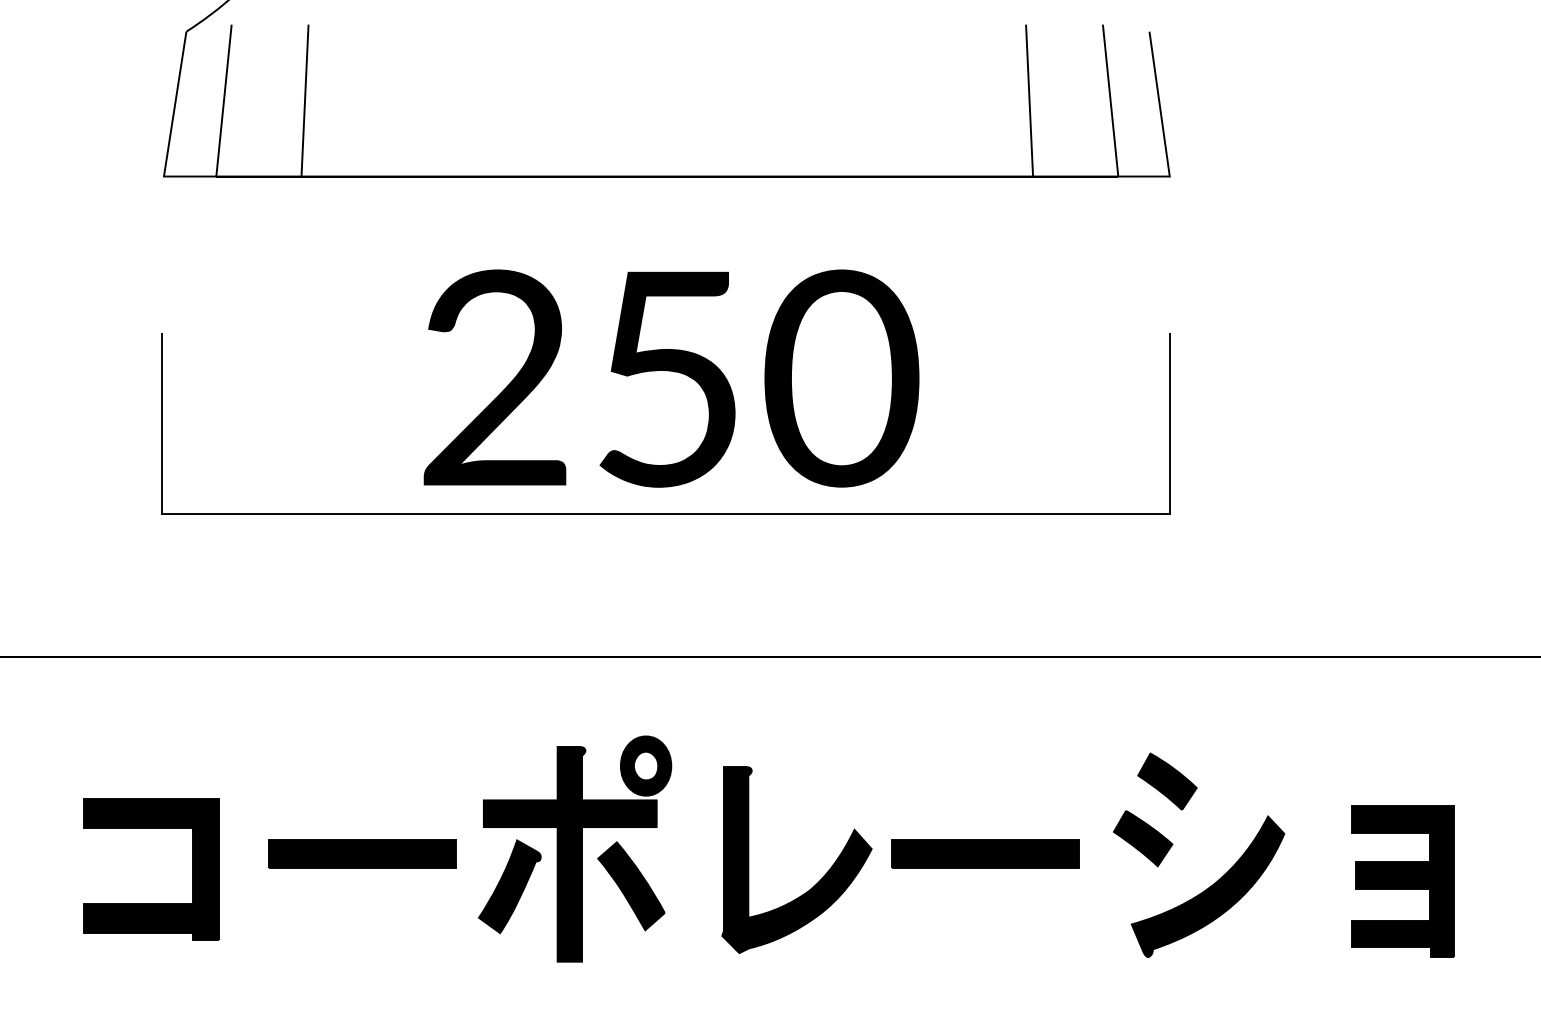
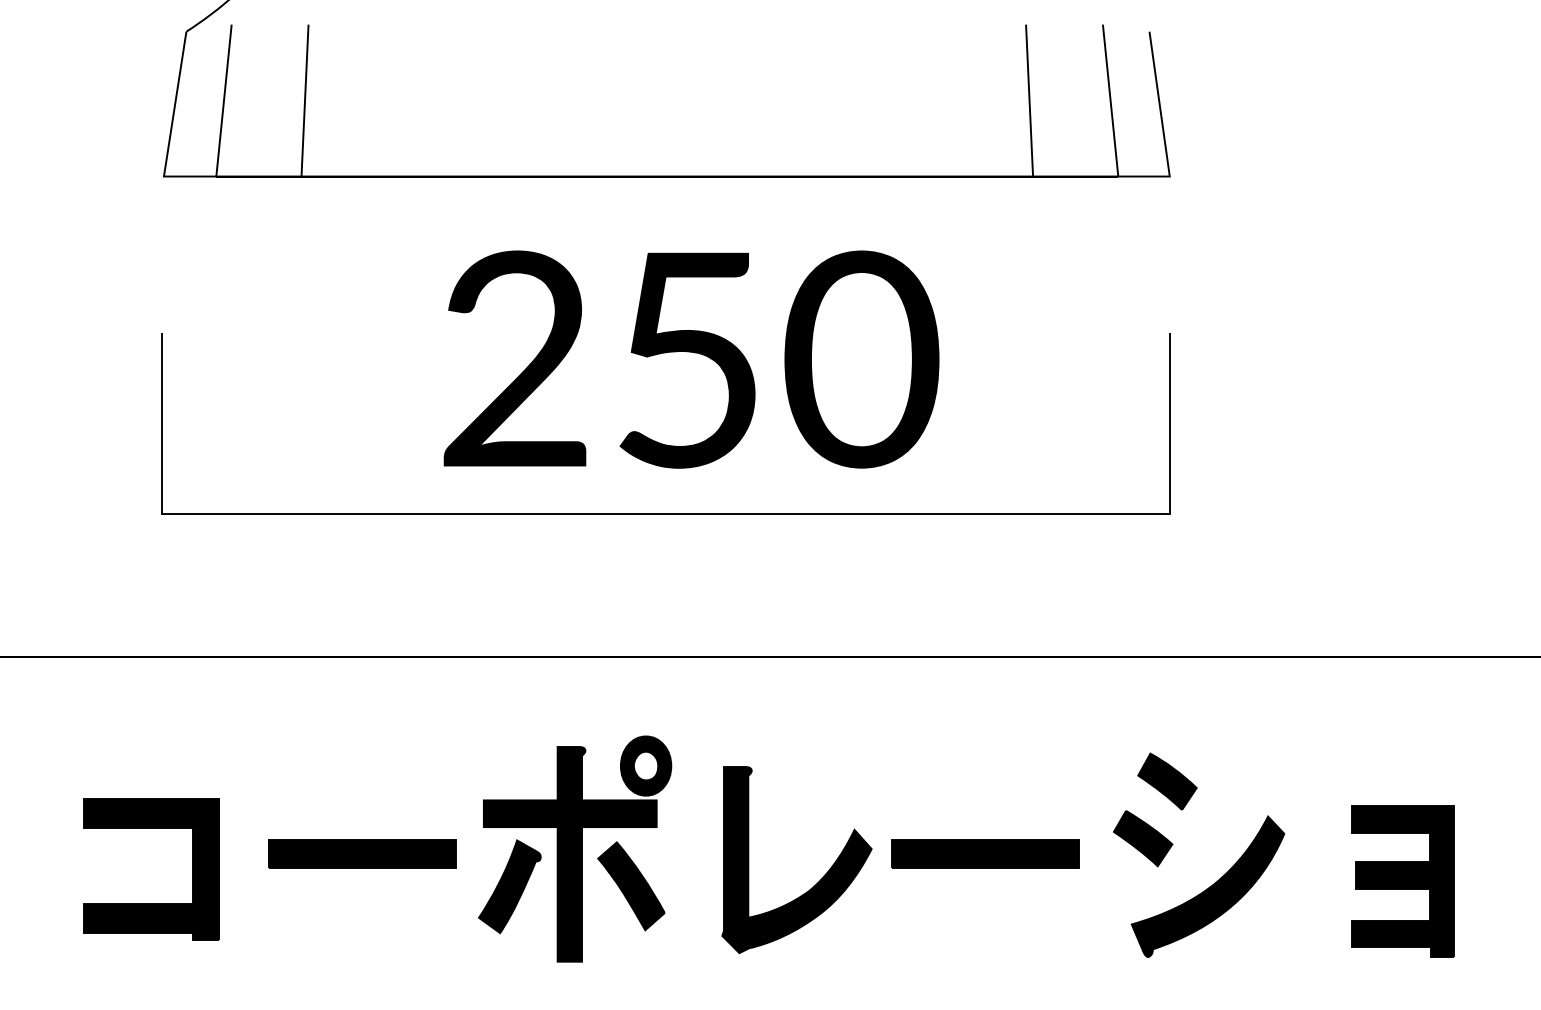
text position: (671, 378) -> (691, 359) (691, 359)
